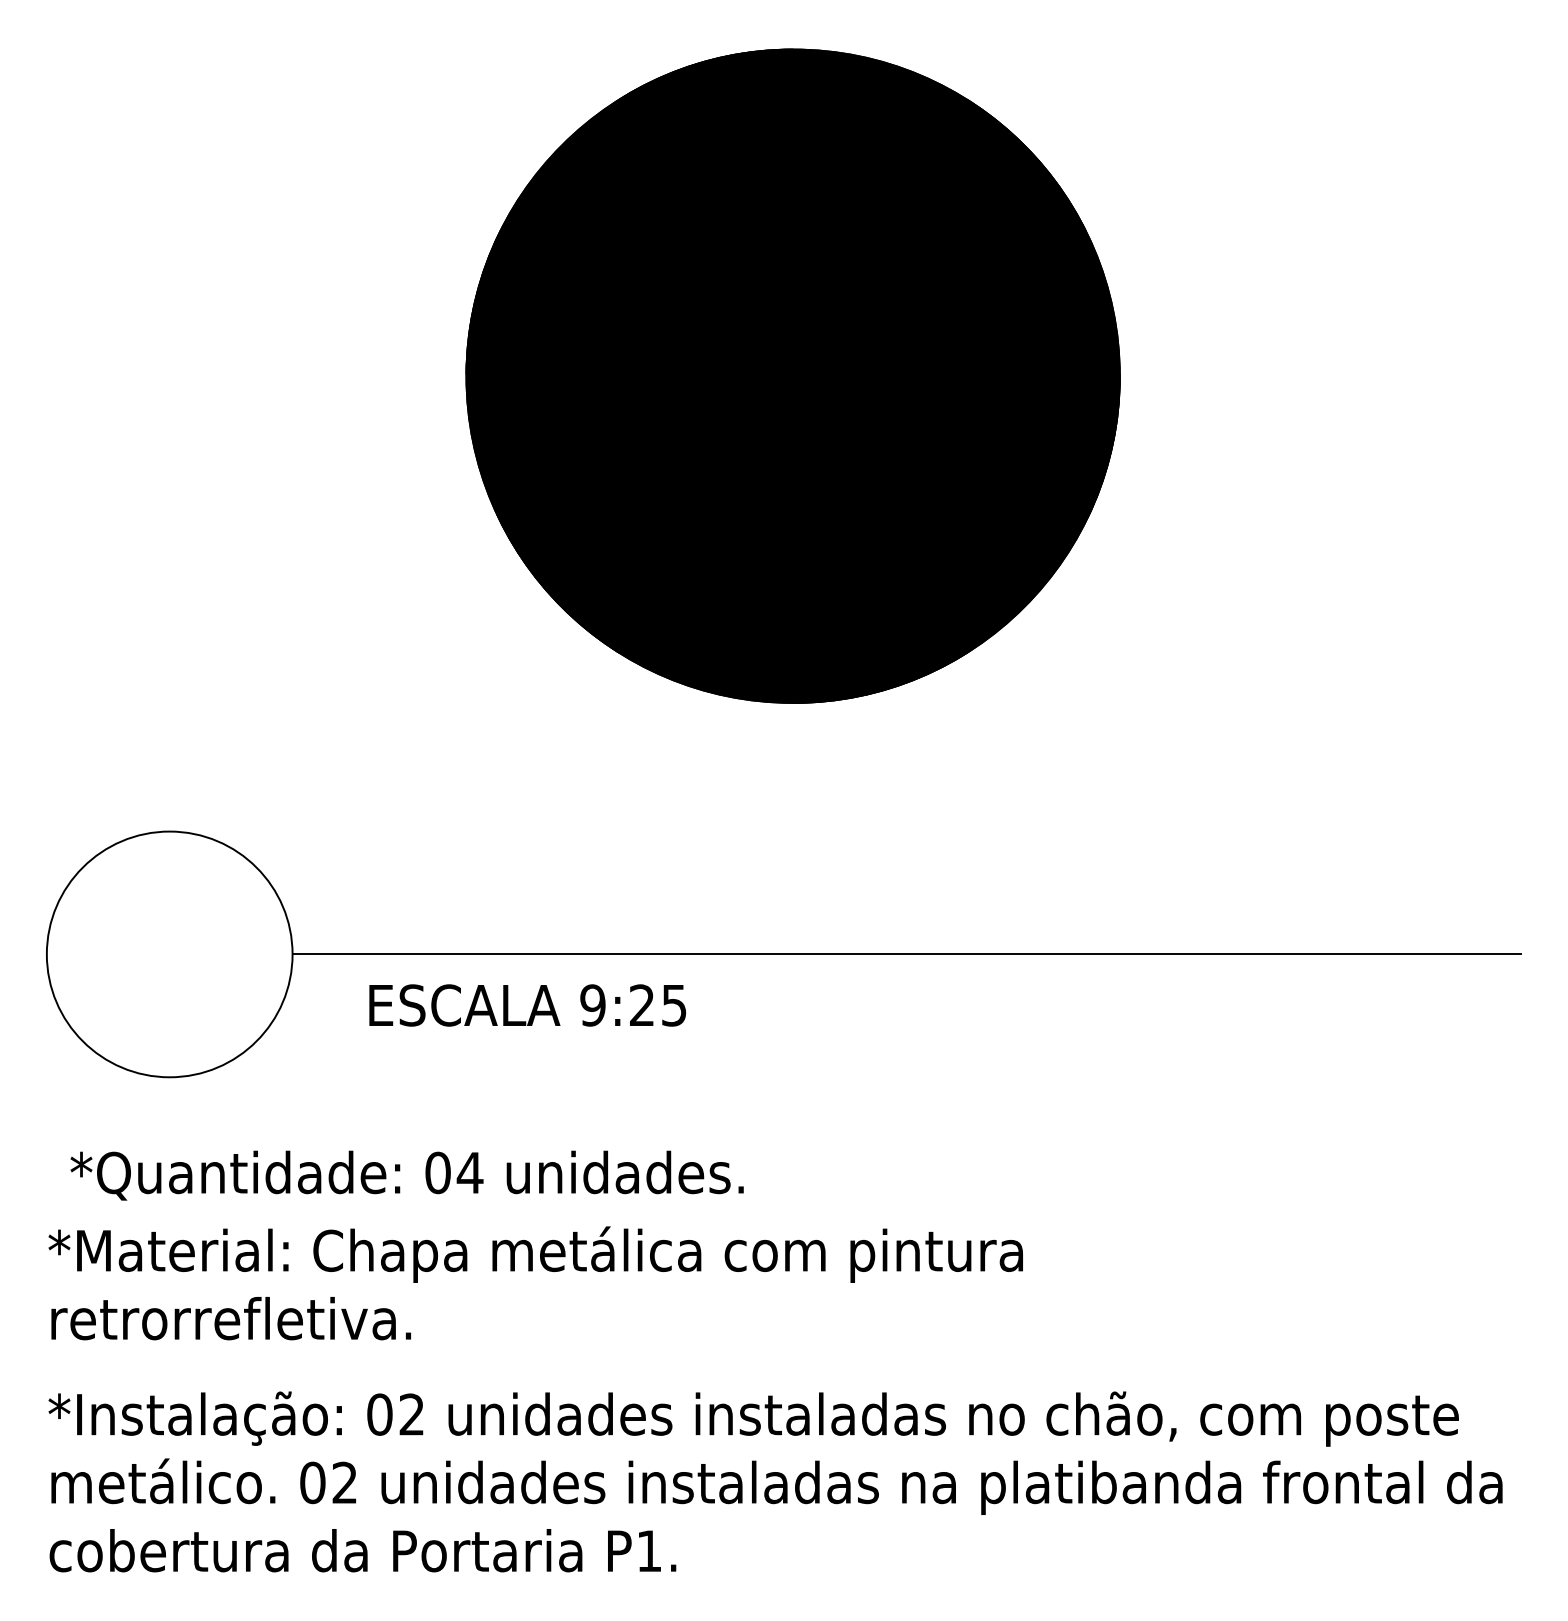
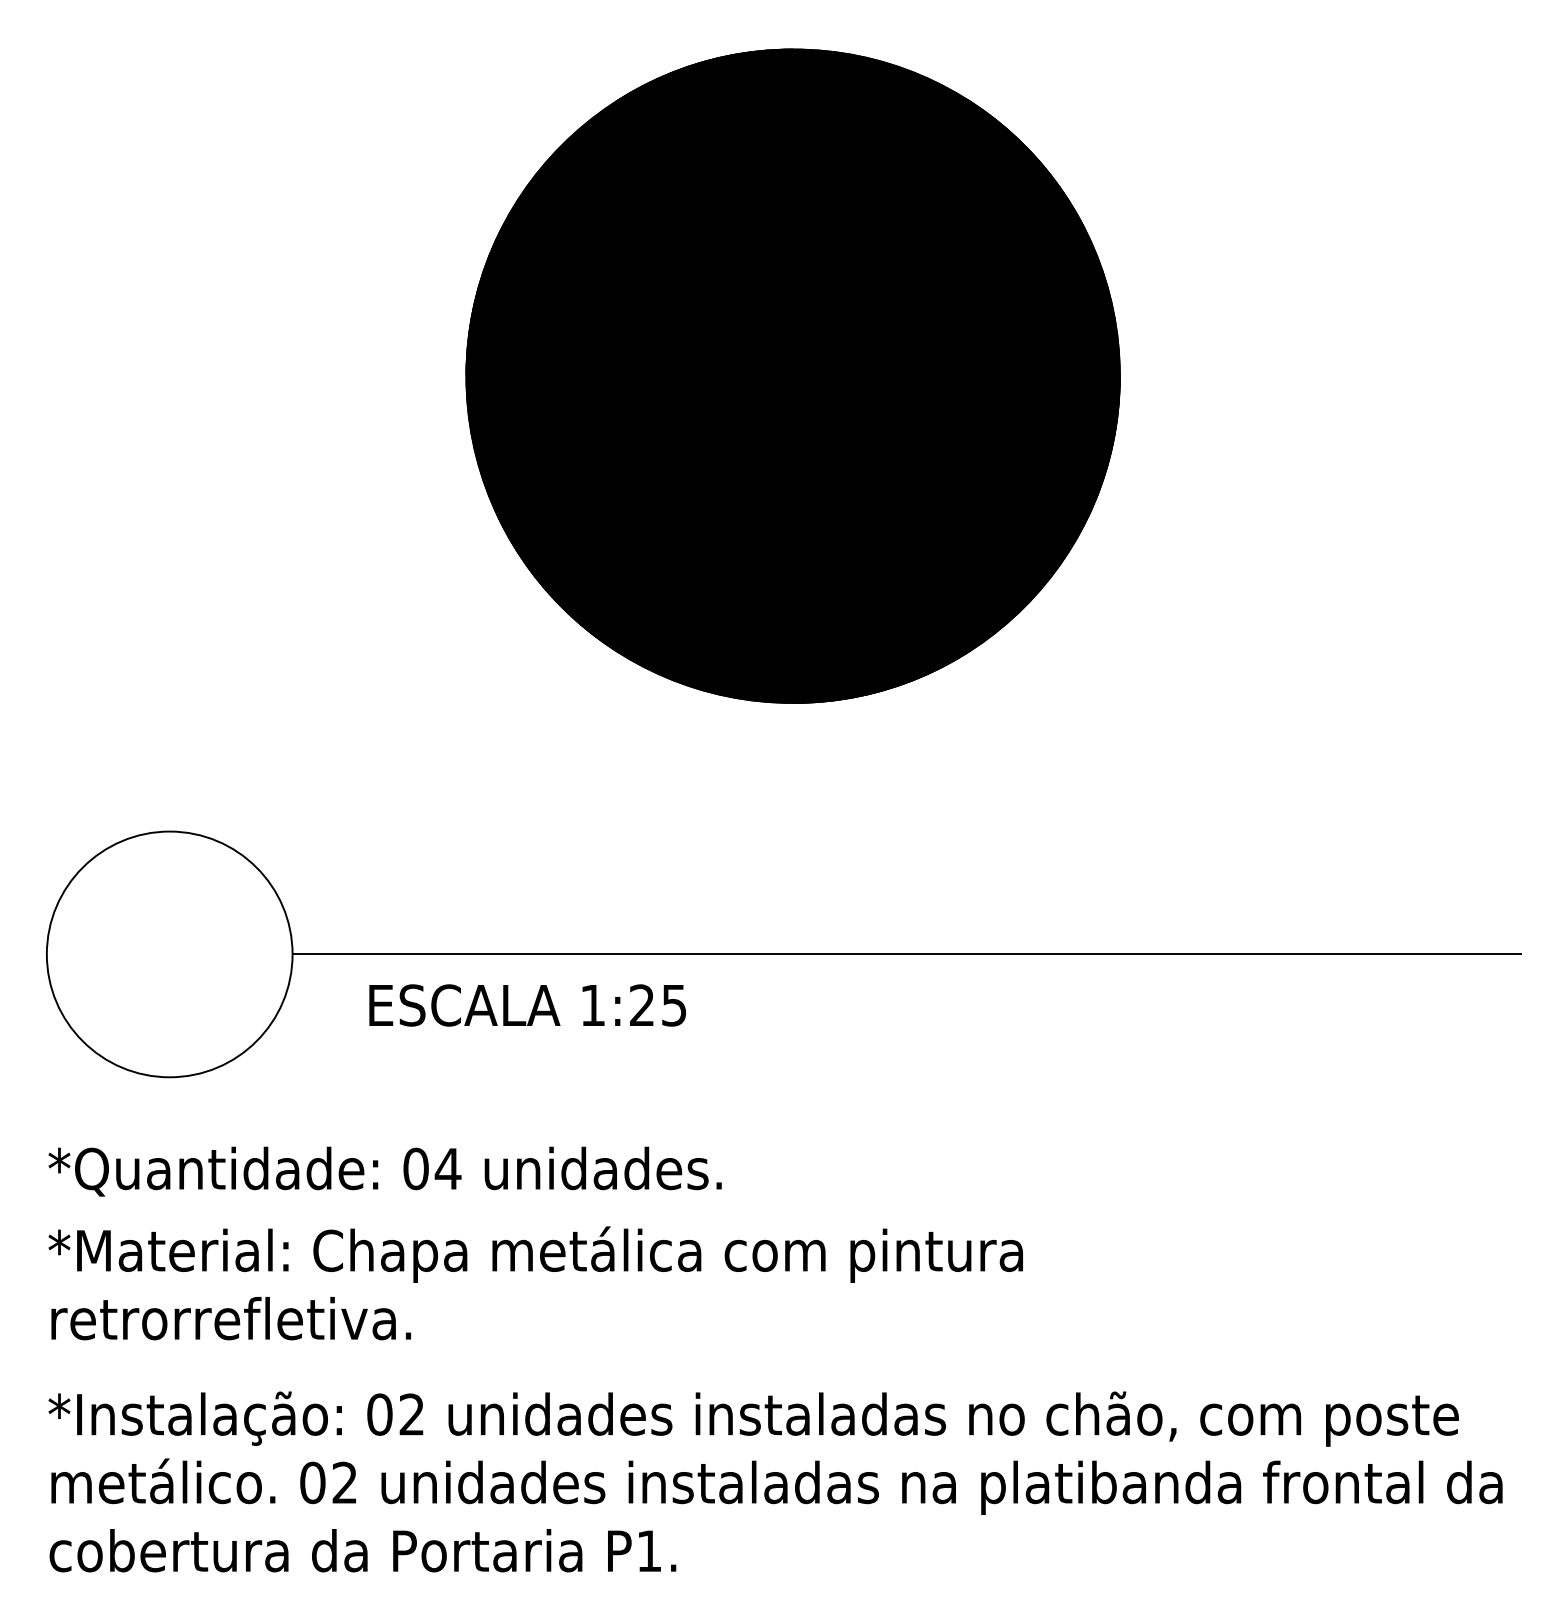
text: 9:25 -> 1:25 (592, 1005)
text position: (406, 1175) -> (384, 1171) (384, 1171)
